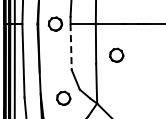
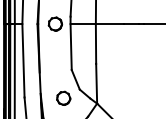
line: dashed -> solid (71, 47)
part: present -> none (116, 54)
